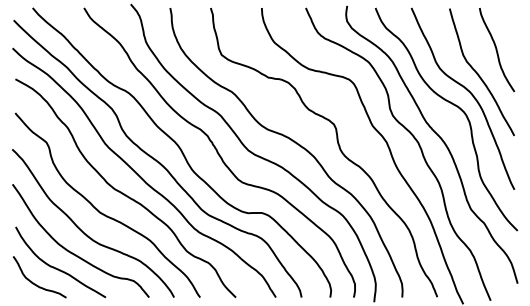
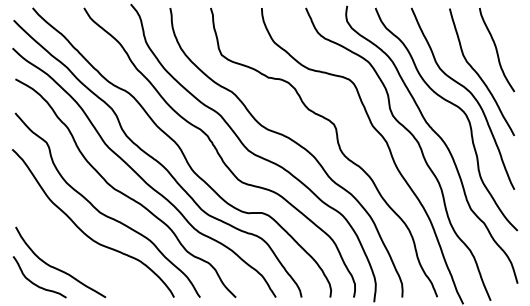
curve: present -> none (71, 251)
